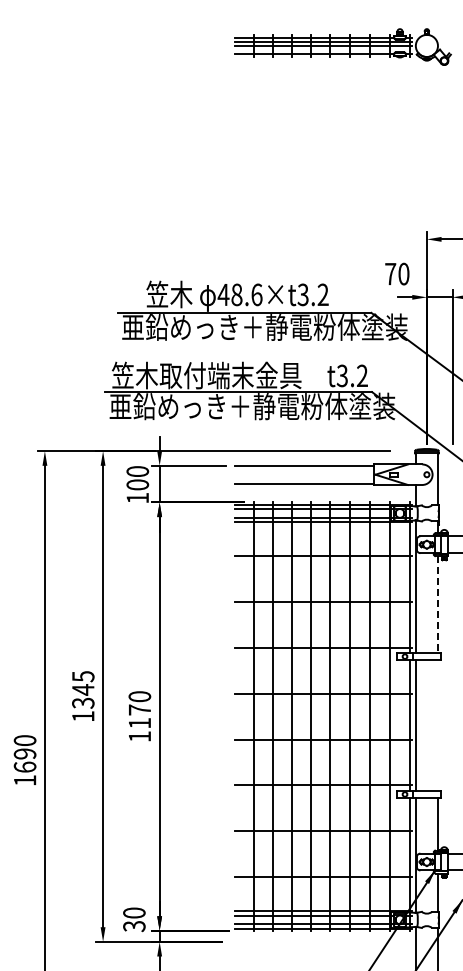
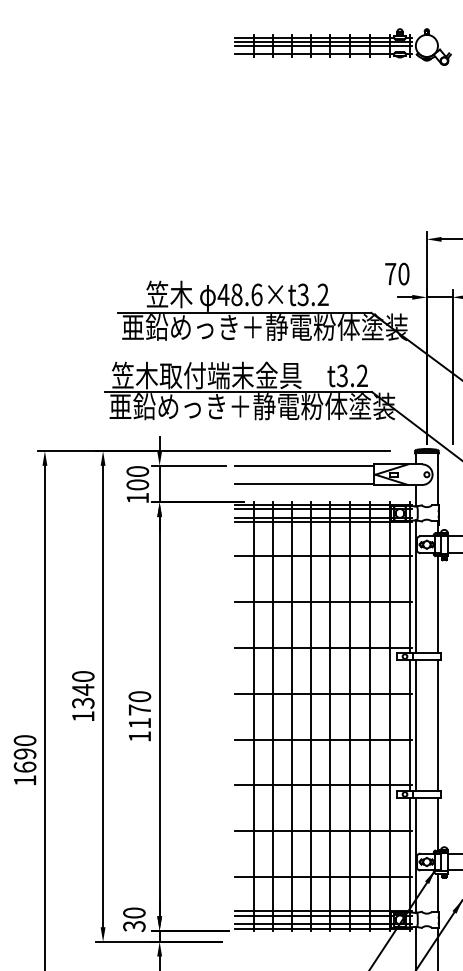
line: dashed -> solid (437, 605)
text: 1345 -> 1340 (83, 676)
line: none -> present (437, 725)
